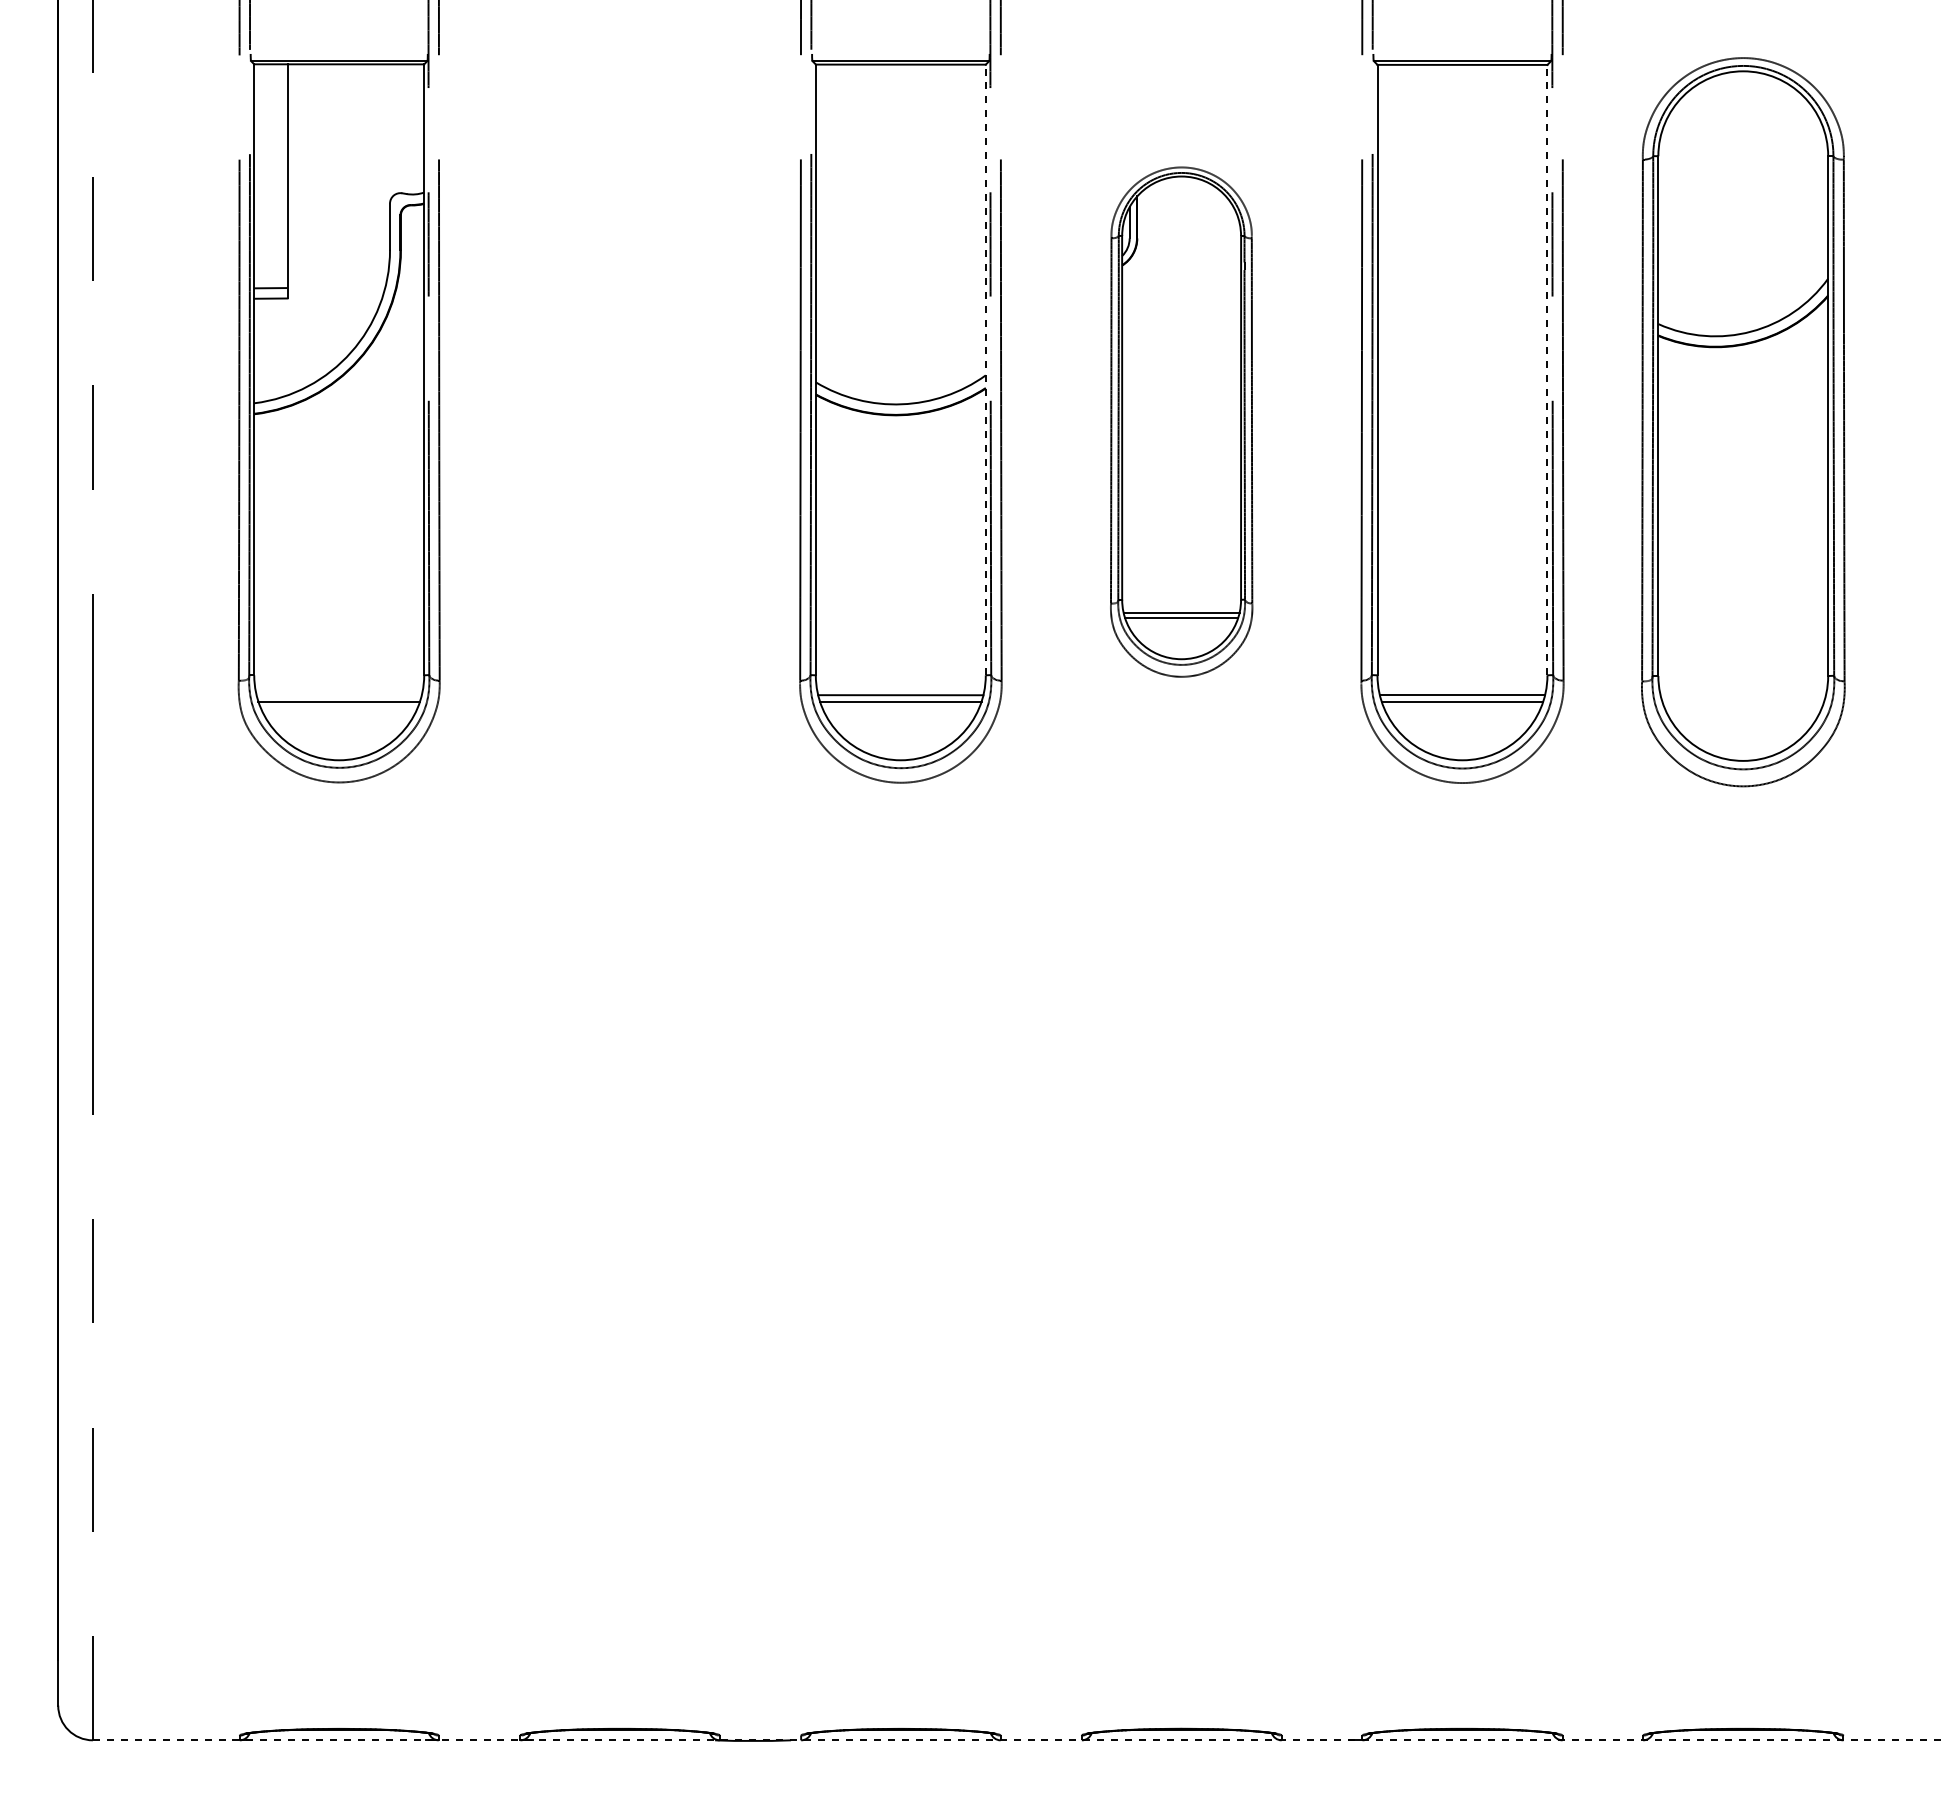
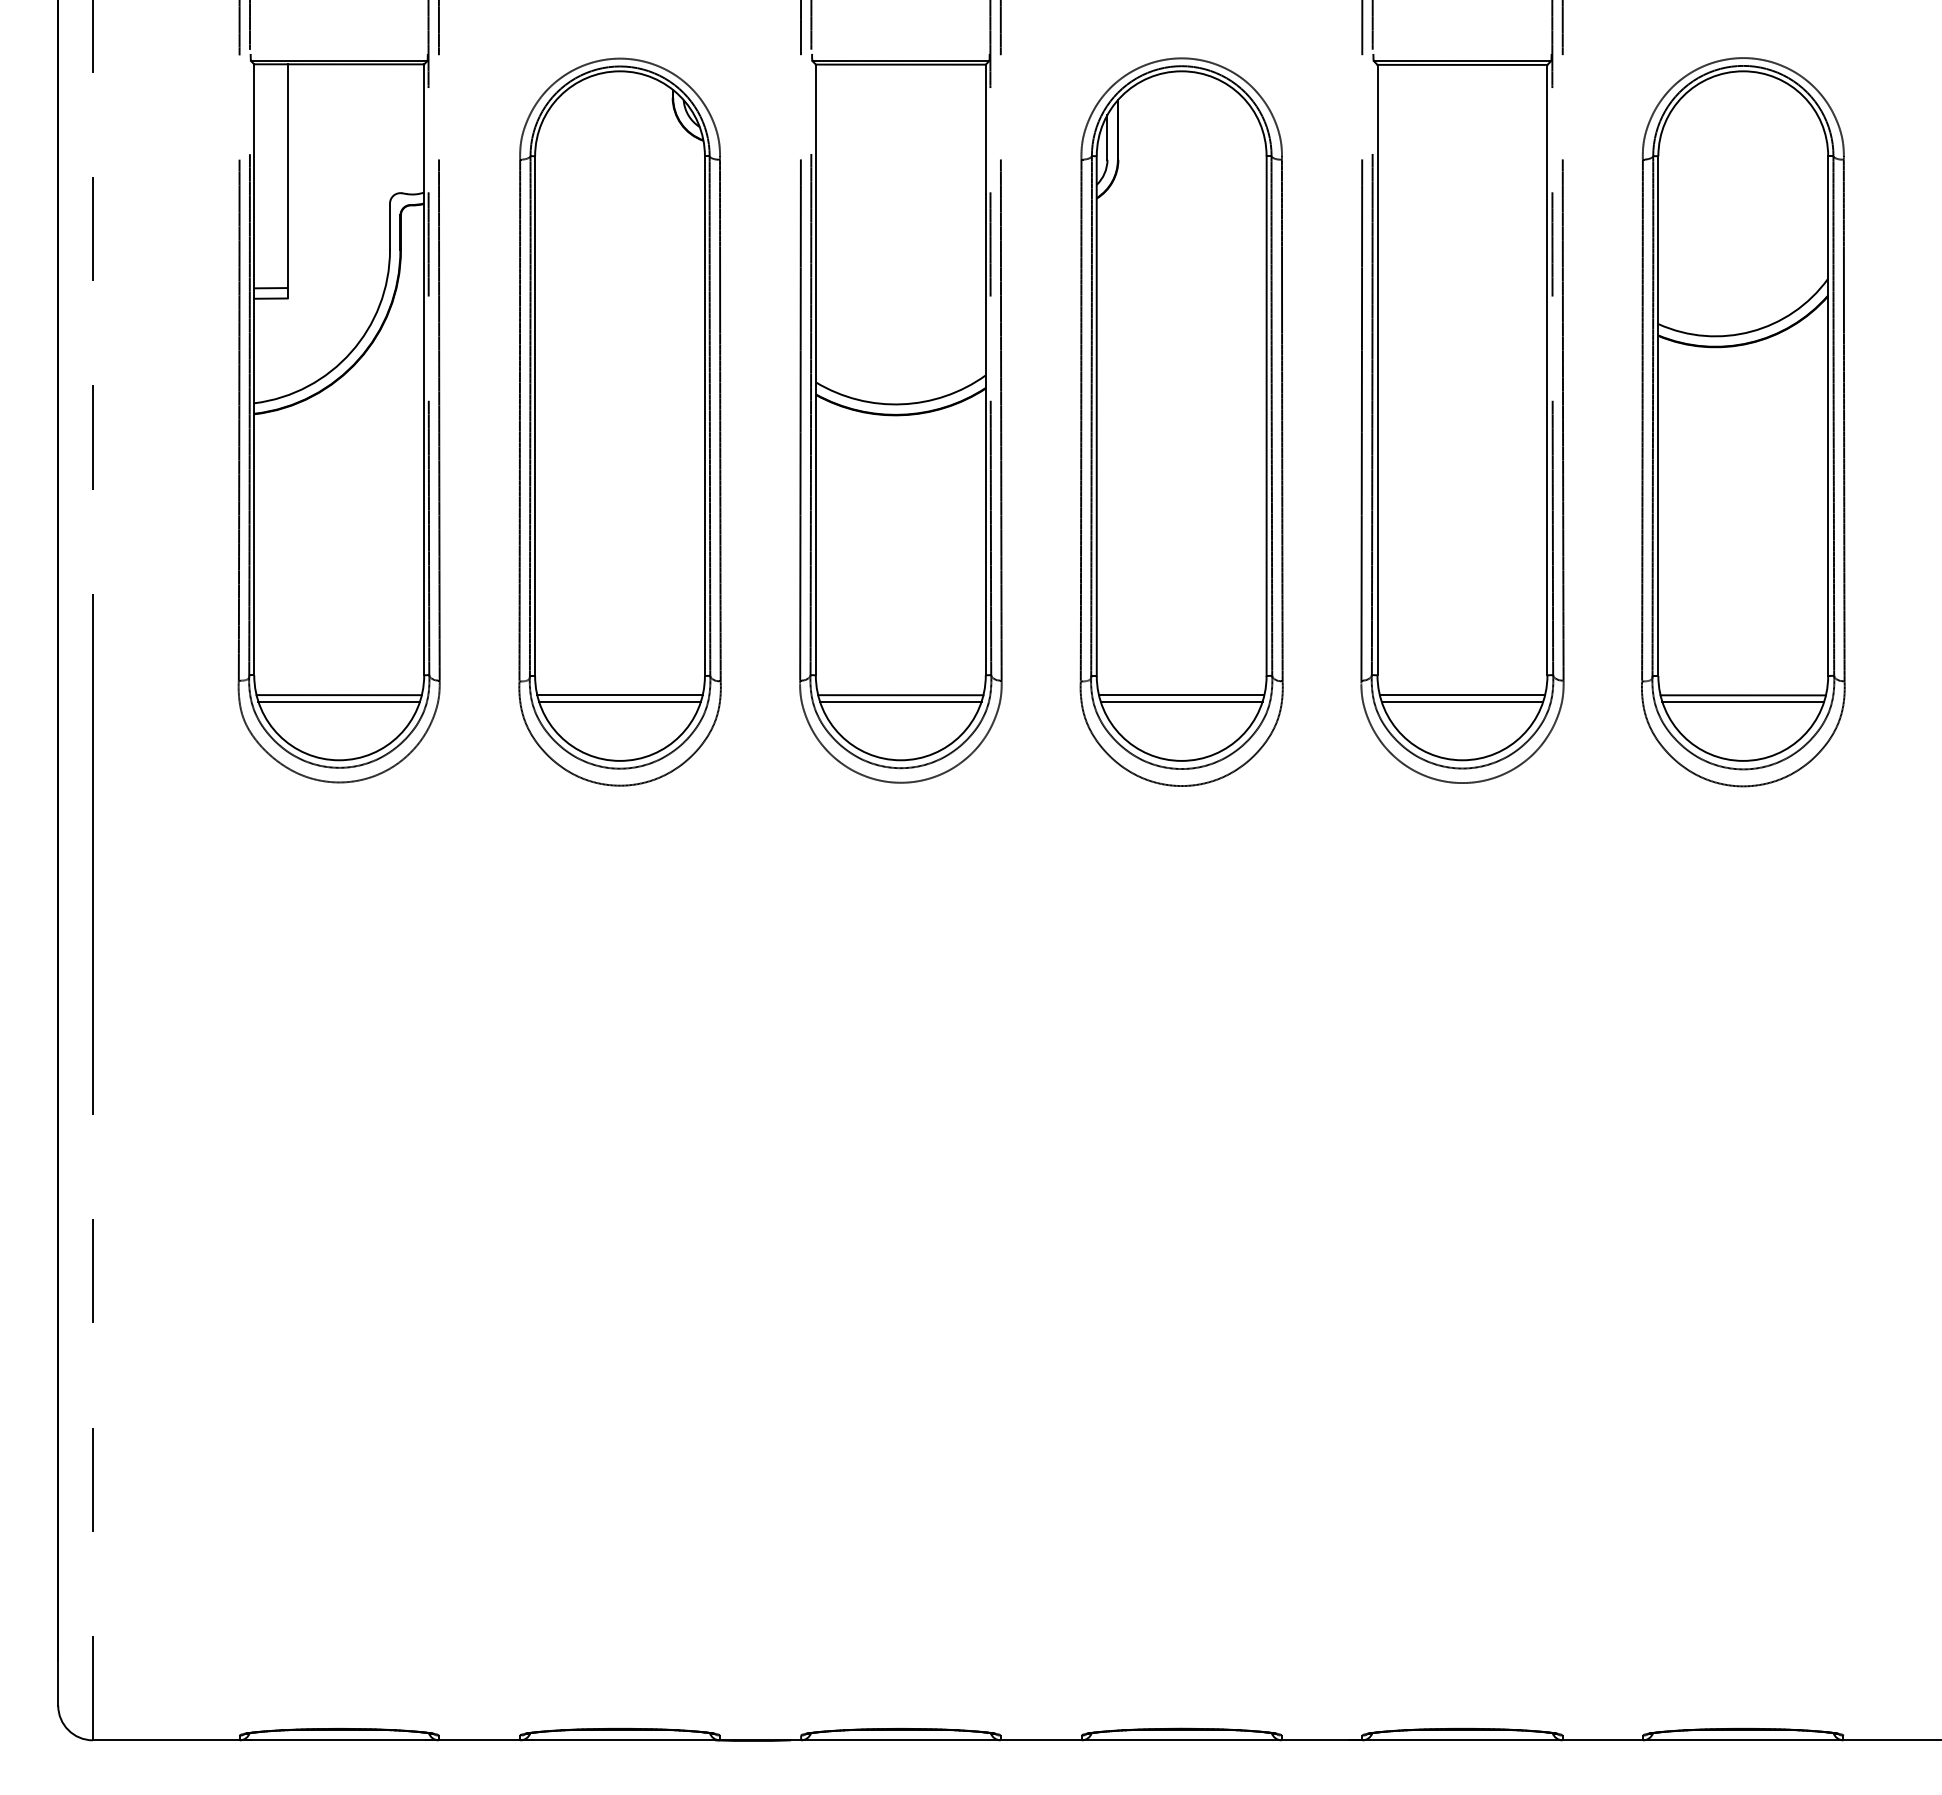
line: dashed -> solid (985, 369)
line: dashed -> solid (1547, 369)
part: none -> present (619, 421)
part size: 144x512 px -> 205x730 px (1181, 421)
line: none -> present (338, 695)
line: none -> present (1743, 695)
line: none -> present (1743, 701)
line: dashed -> solid (1017, 1740)
